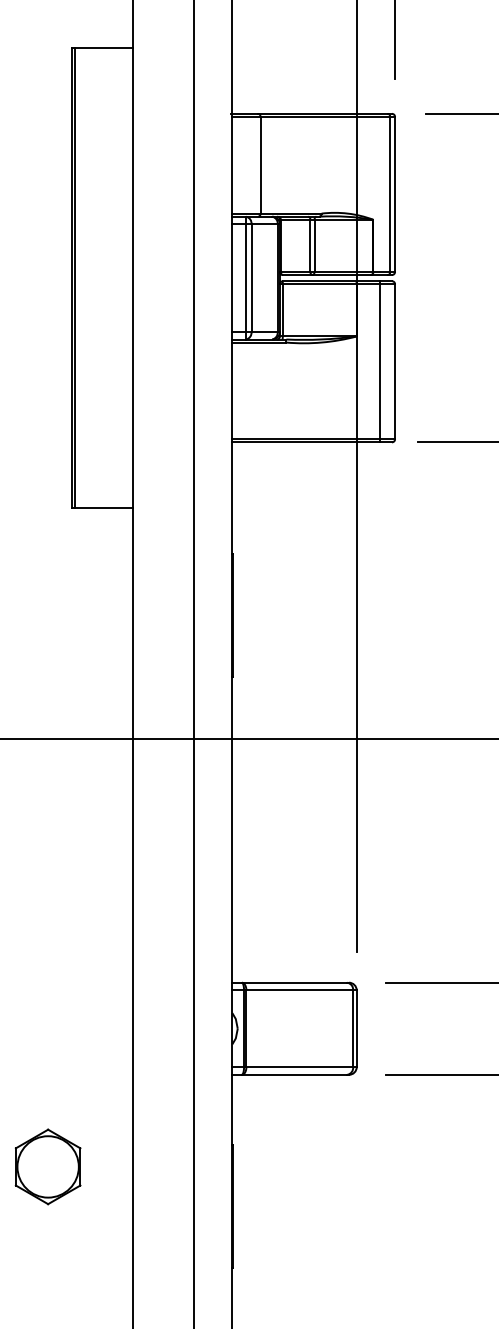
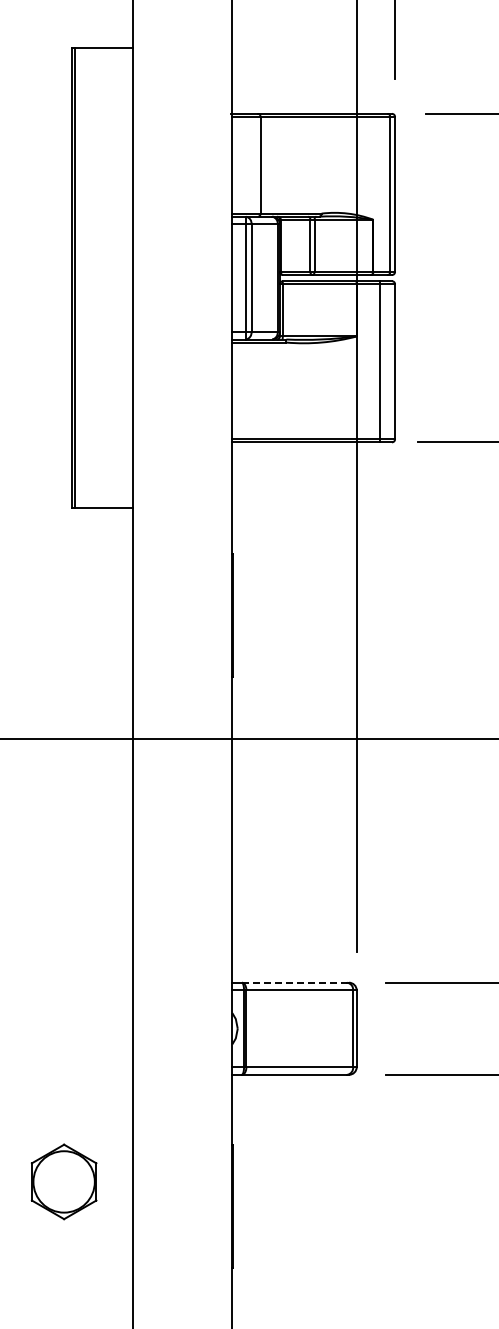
line: present -> none (193, 663)
line: solid -> dashed (294, 982)
part position: (47, 1166) -> (63, 1181) (63, 1181)
